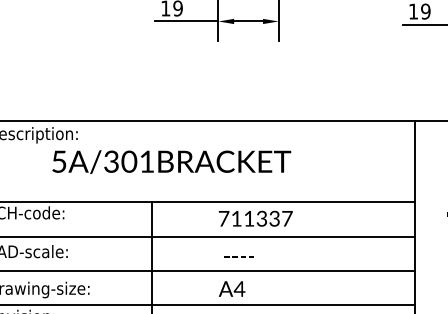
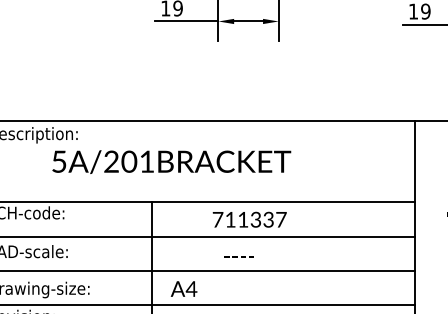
text: 5A/301 -> 5A/201 (111, 163)
text position: (255, 218) -> (249, 219) (249, 219)
text position: (231, 288) -> (183, 288) (183, 288)
